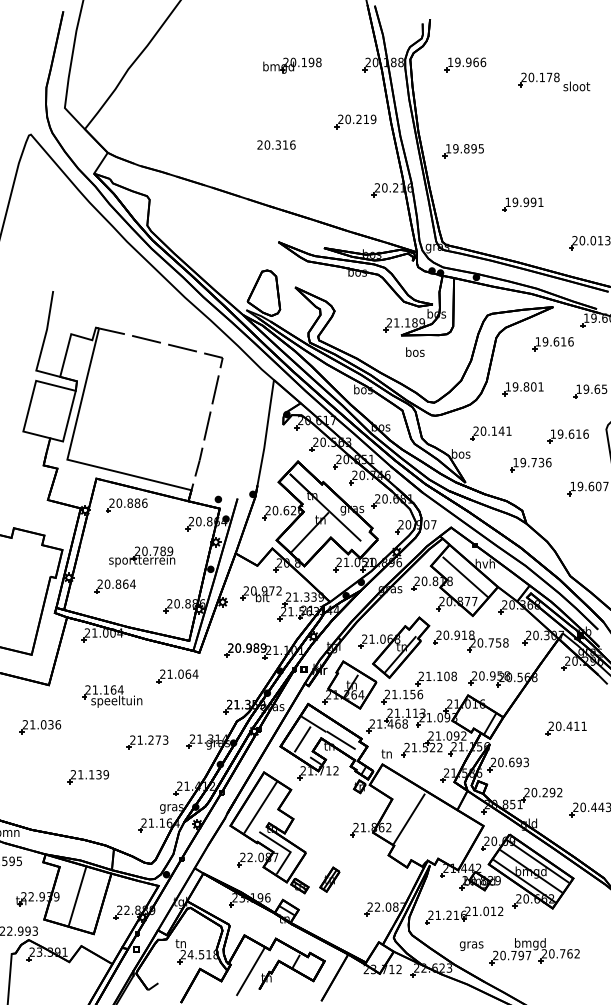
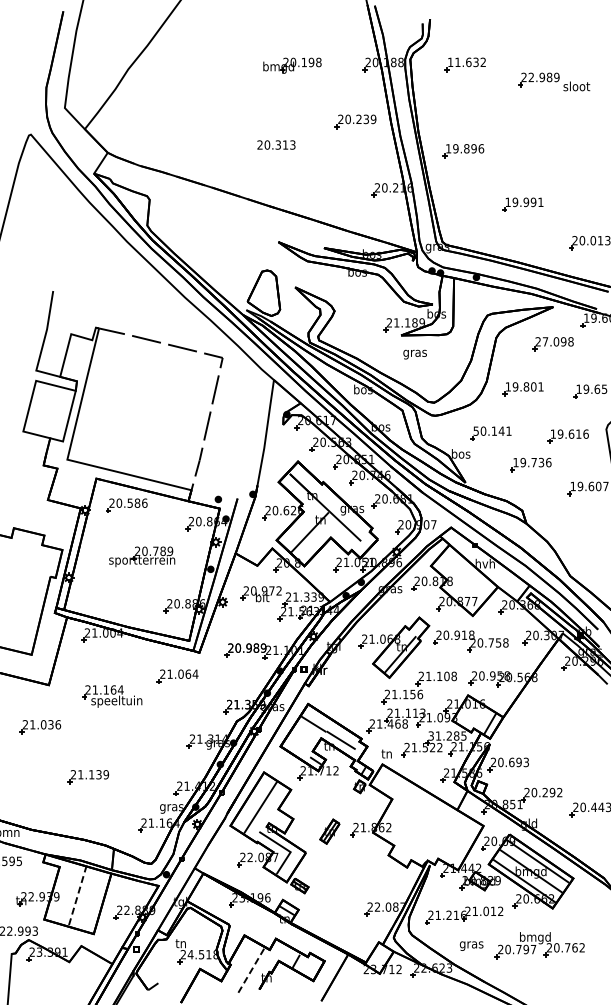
text: 19.966 -> 11.632 (470, 62)
text: 20.178 -> 22.989 (543, 77)
text: 20.219 -> 20.239 (365, 119)
text: 20.316 -> 20.313 (292, 144)
text: 19.895 -> 19.896 (481, 148)
text: 19.616 -> 27.098 (554, 341)
text: bos -> gras (414, 353)
text: 20.141 -> 50.141 (475, 430)
text: 20.886 -> 20.586 (130, 502)
line: present -> none (465, 577)
part: present -> none (114, 586)
part: present -> none (349, 684)
part: present -> none (565, 728)
text: 21.092 -> 31.285 (447, 735)
line: present -> none (302, 739)
part: present -> none (147, 742)
line: present -> none (408, 818)
part position: (329, 879) -> (329, 831) (329, 831)
line: solid -> dashed (77, 895)
part position: (534, 951) -> (539, 945) (539, 945)
line: solid -> dashed (250, 971)
